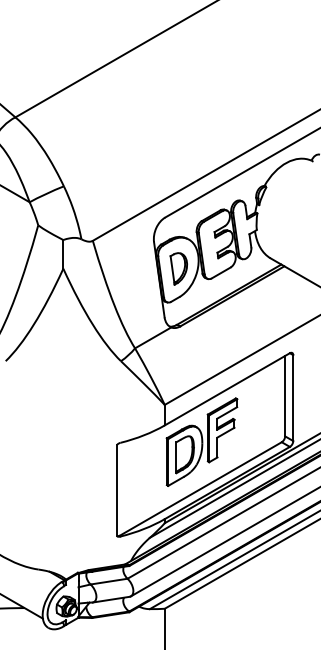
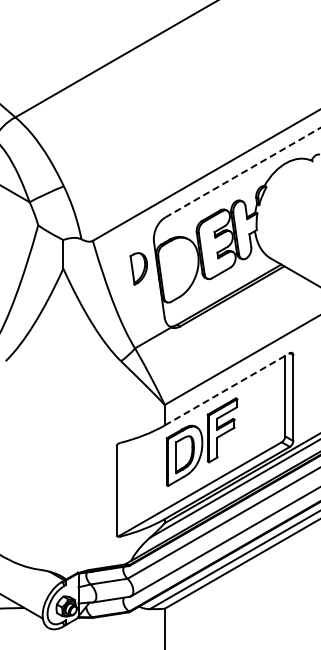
line: solid -> dashed (242, 172)
part position: (178, 268) -> (138, 268) (138, 268)
line: solid -> dashed (227, 389)
